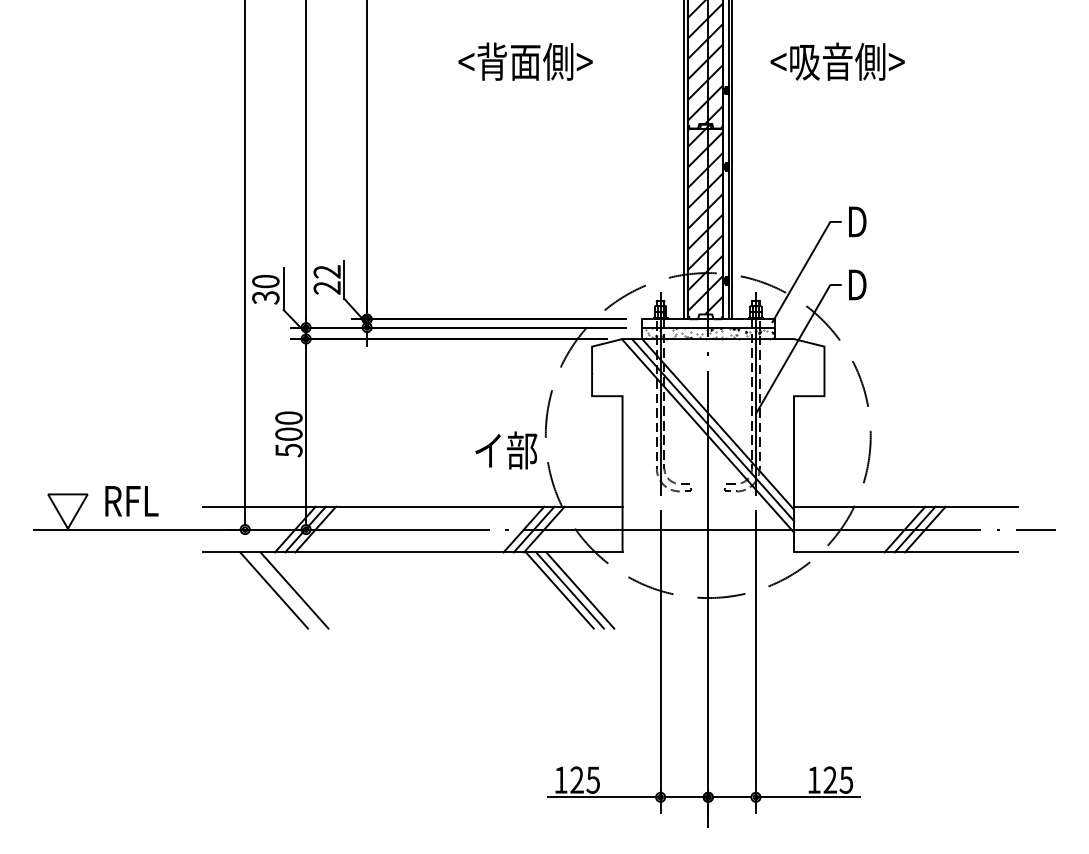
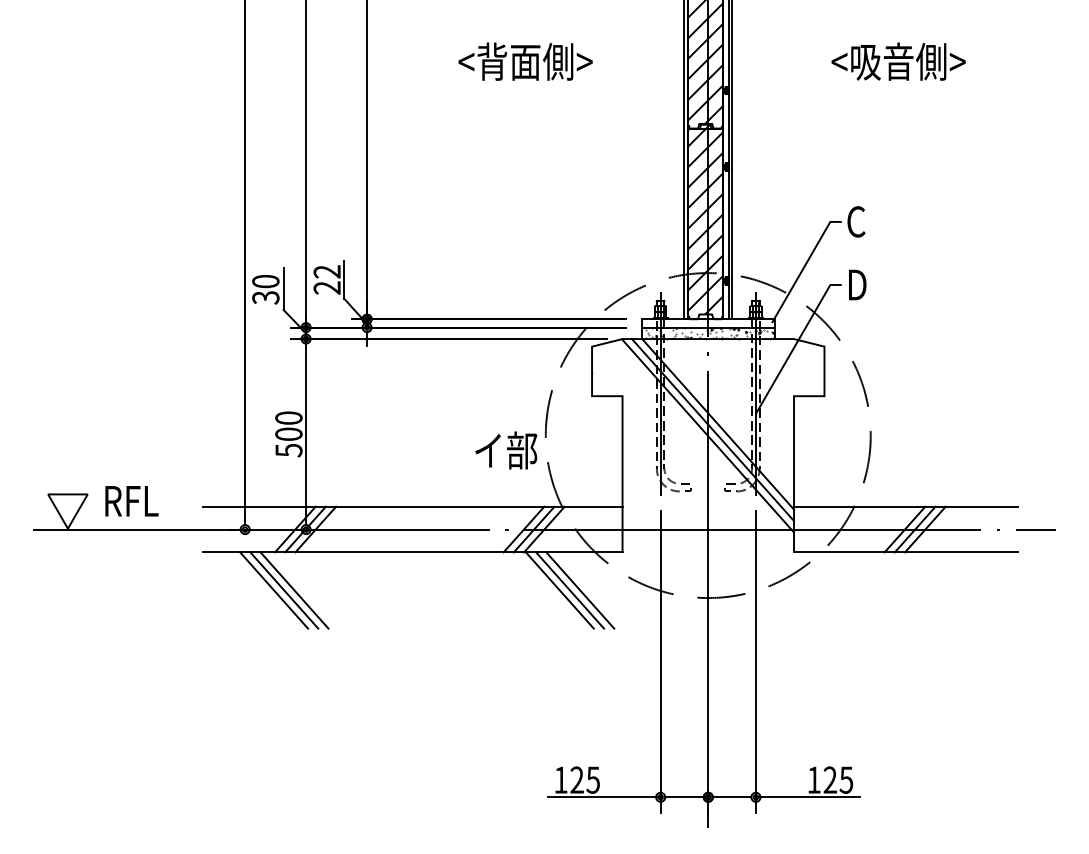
text position: (837, 61) -> (898, 61) (898, 61)
text: D -> C (856, 221)
line: none -> present (284, 590)
